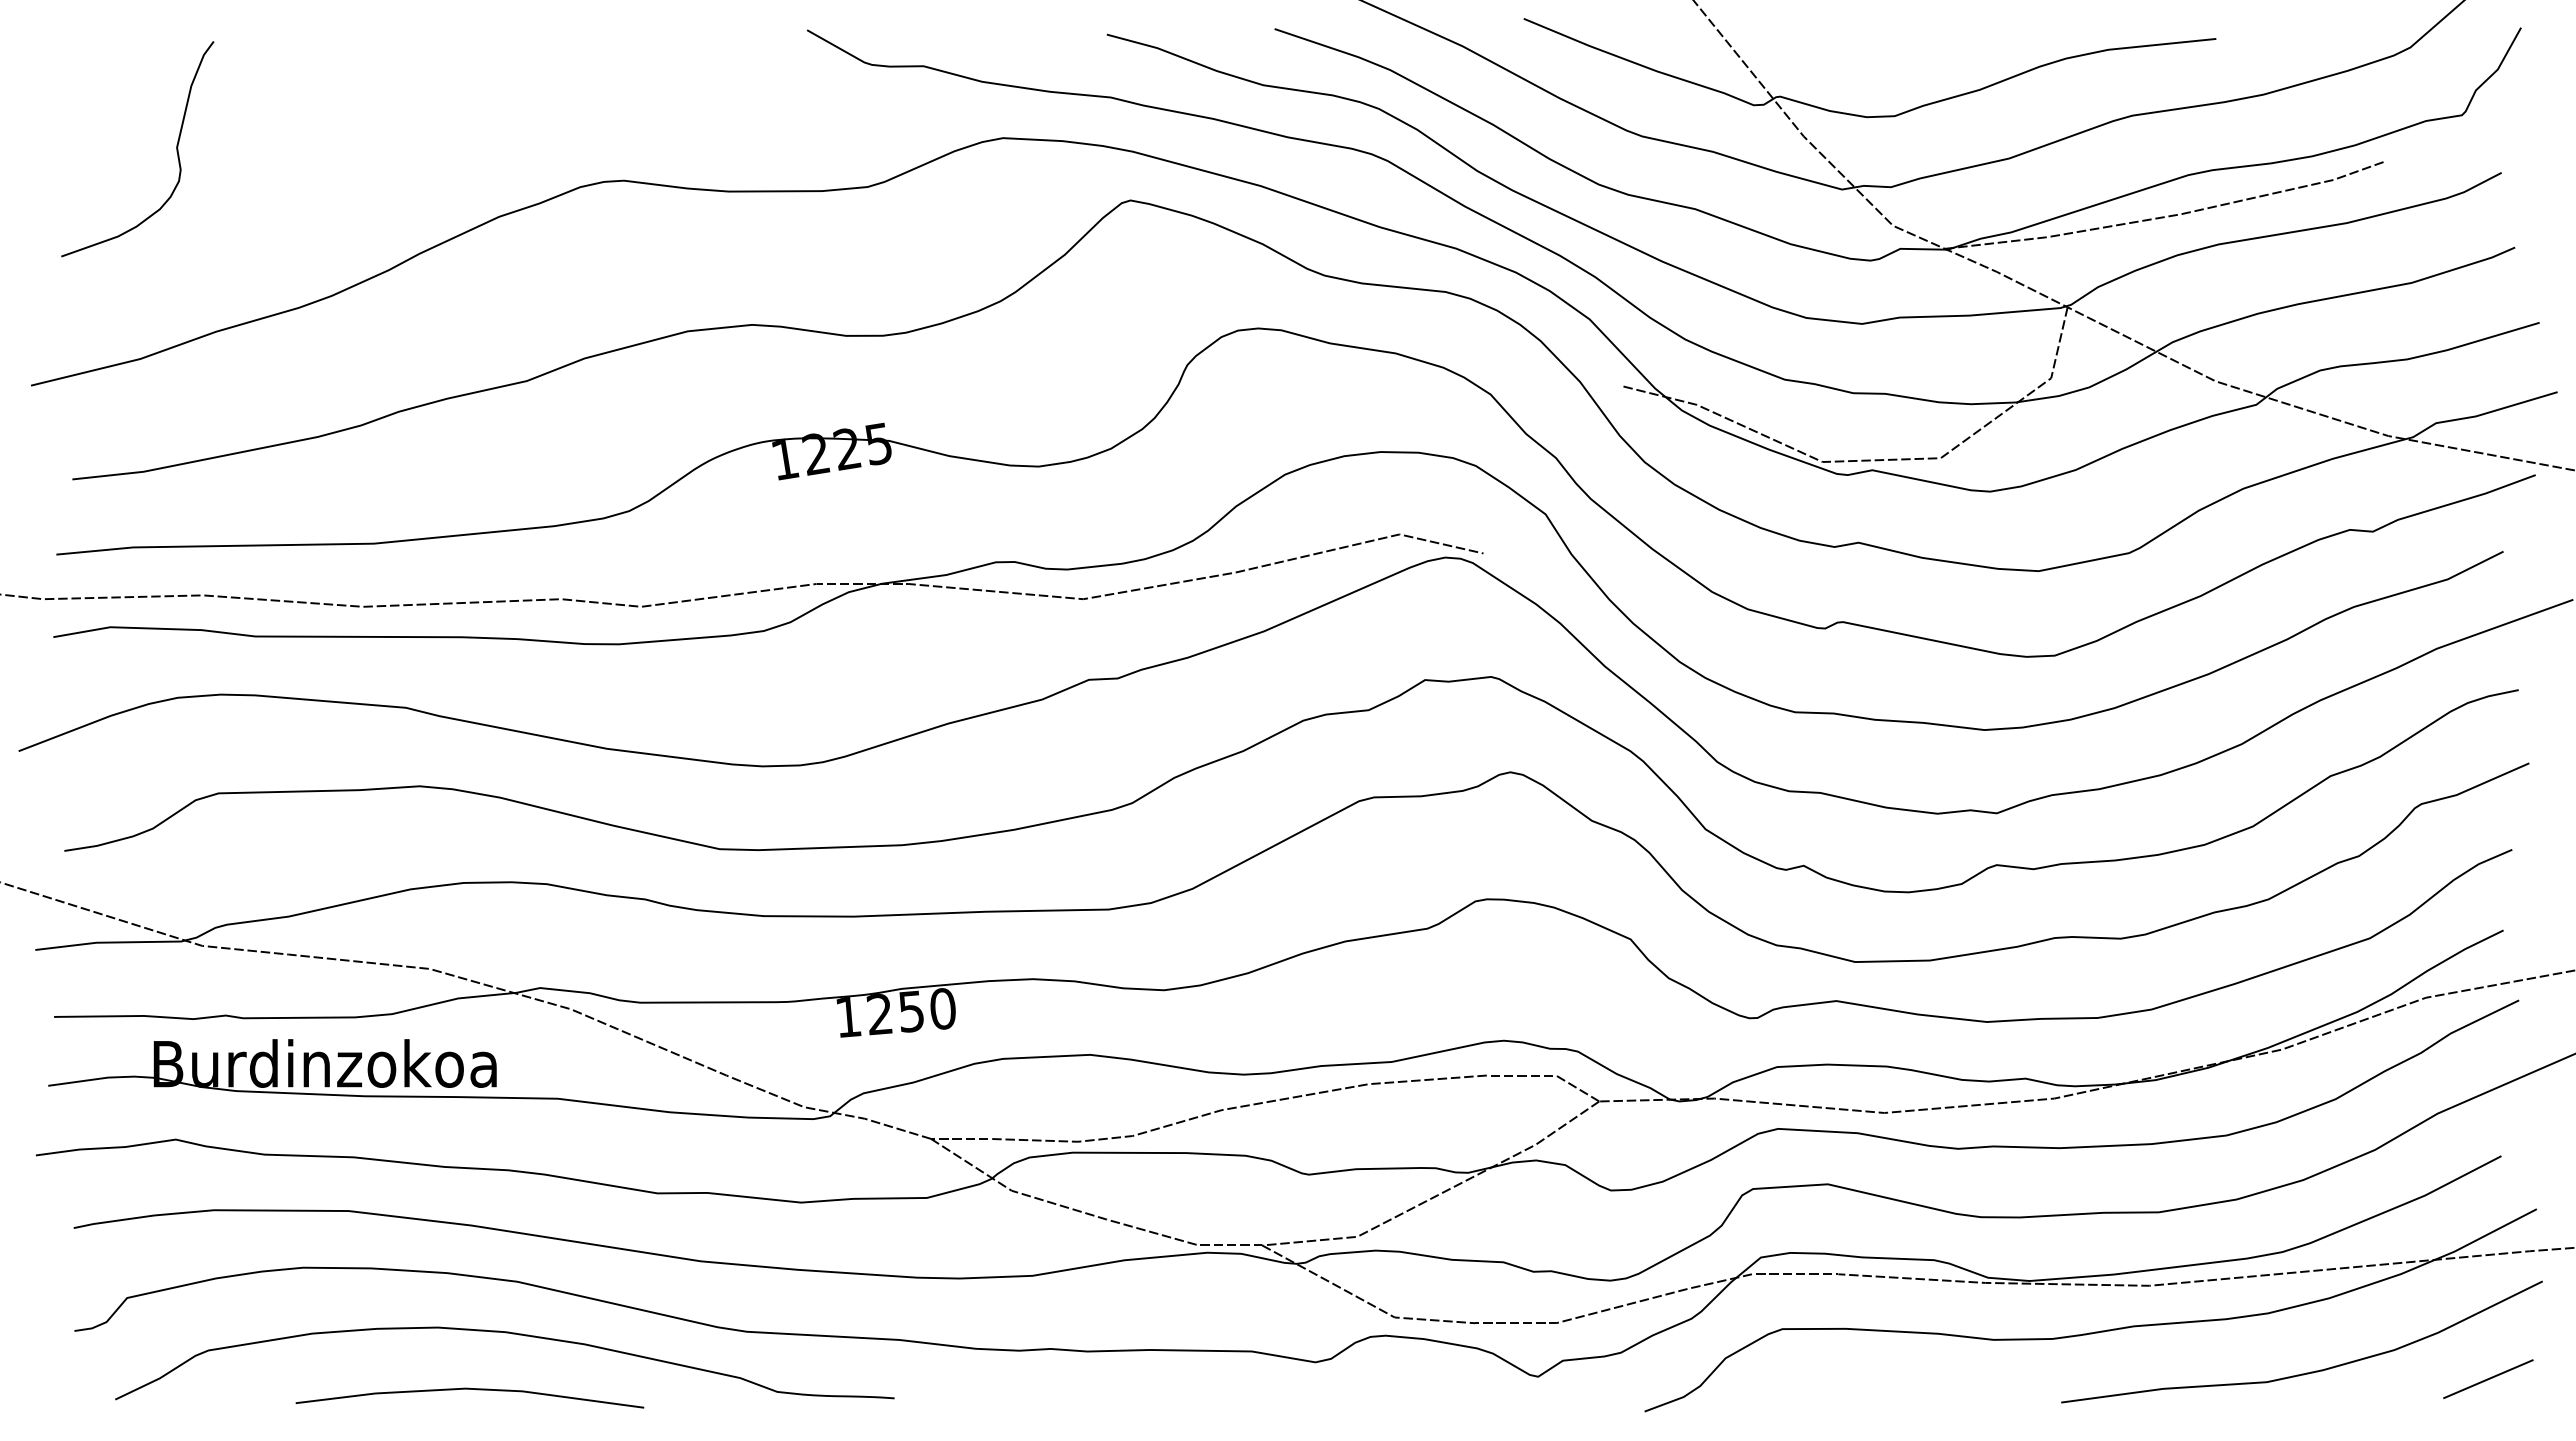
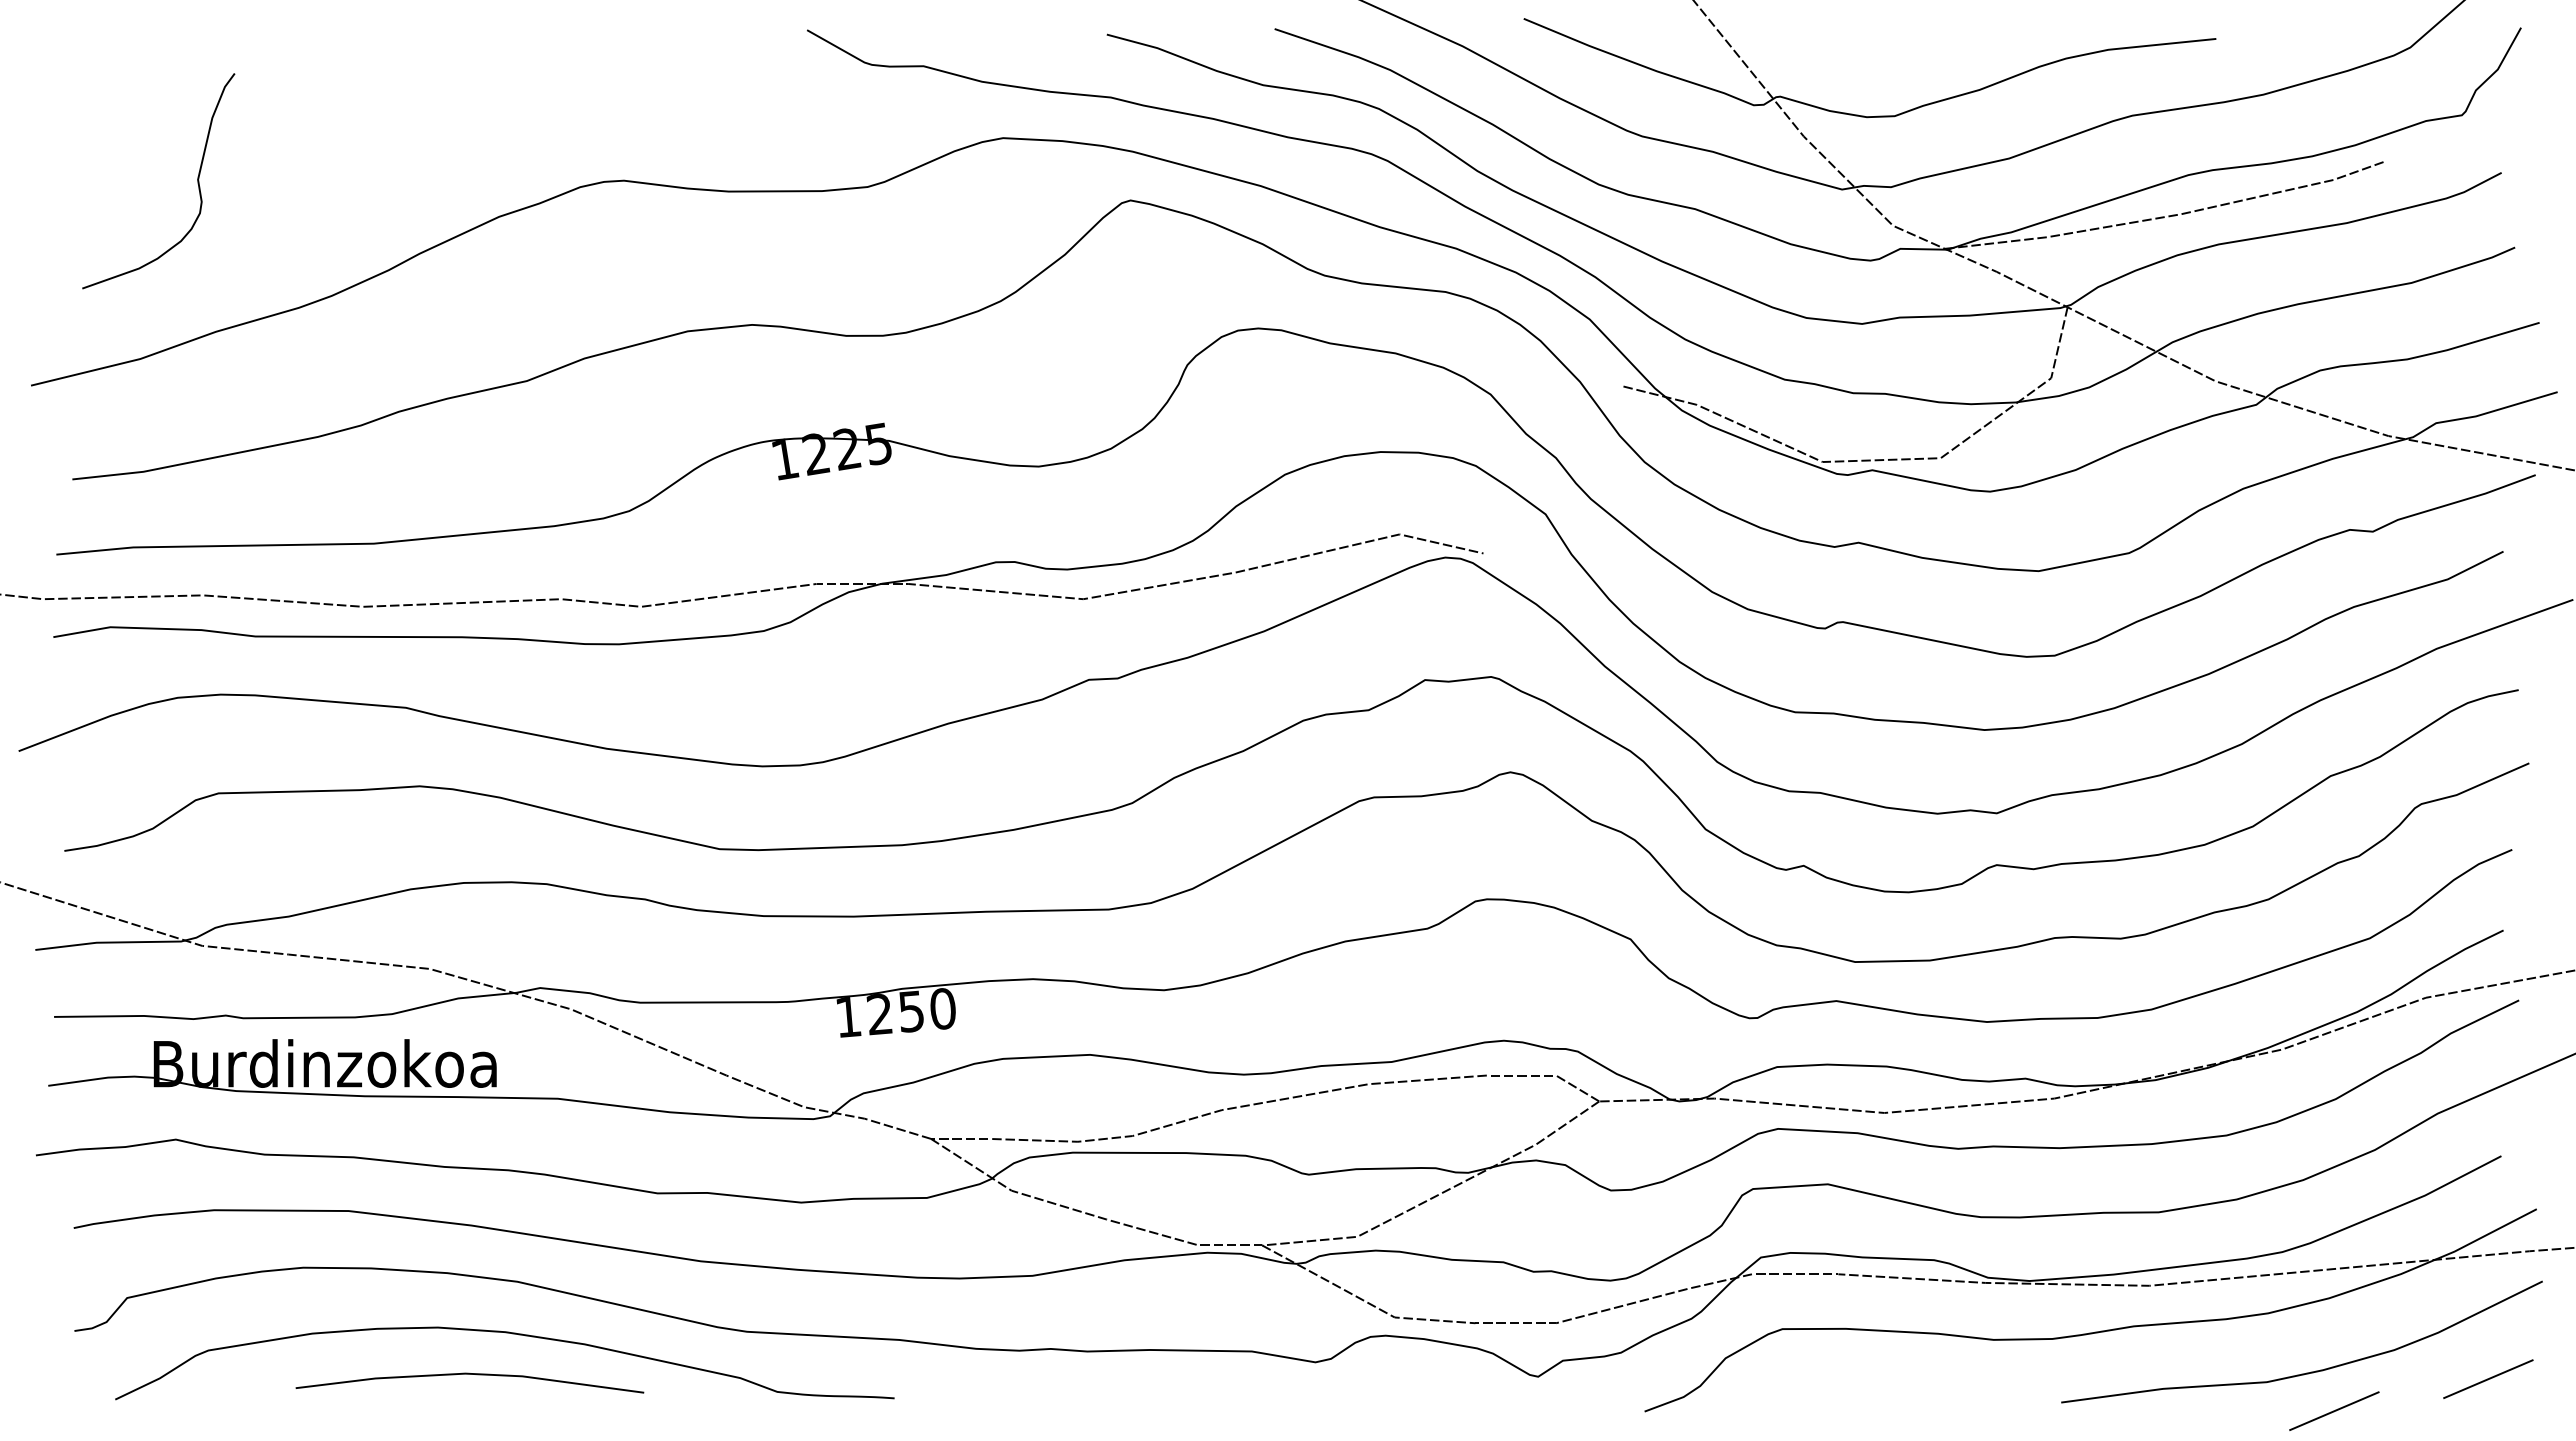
curve position: (176, 149) -> (197, 181) (197, 181)
line position: (469, 1389) -> (469, 1374) (469, 1374)
line: none -> present (2334, 1410)
